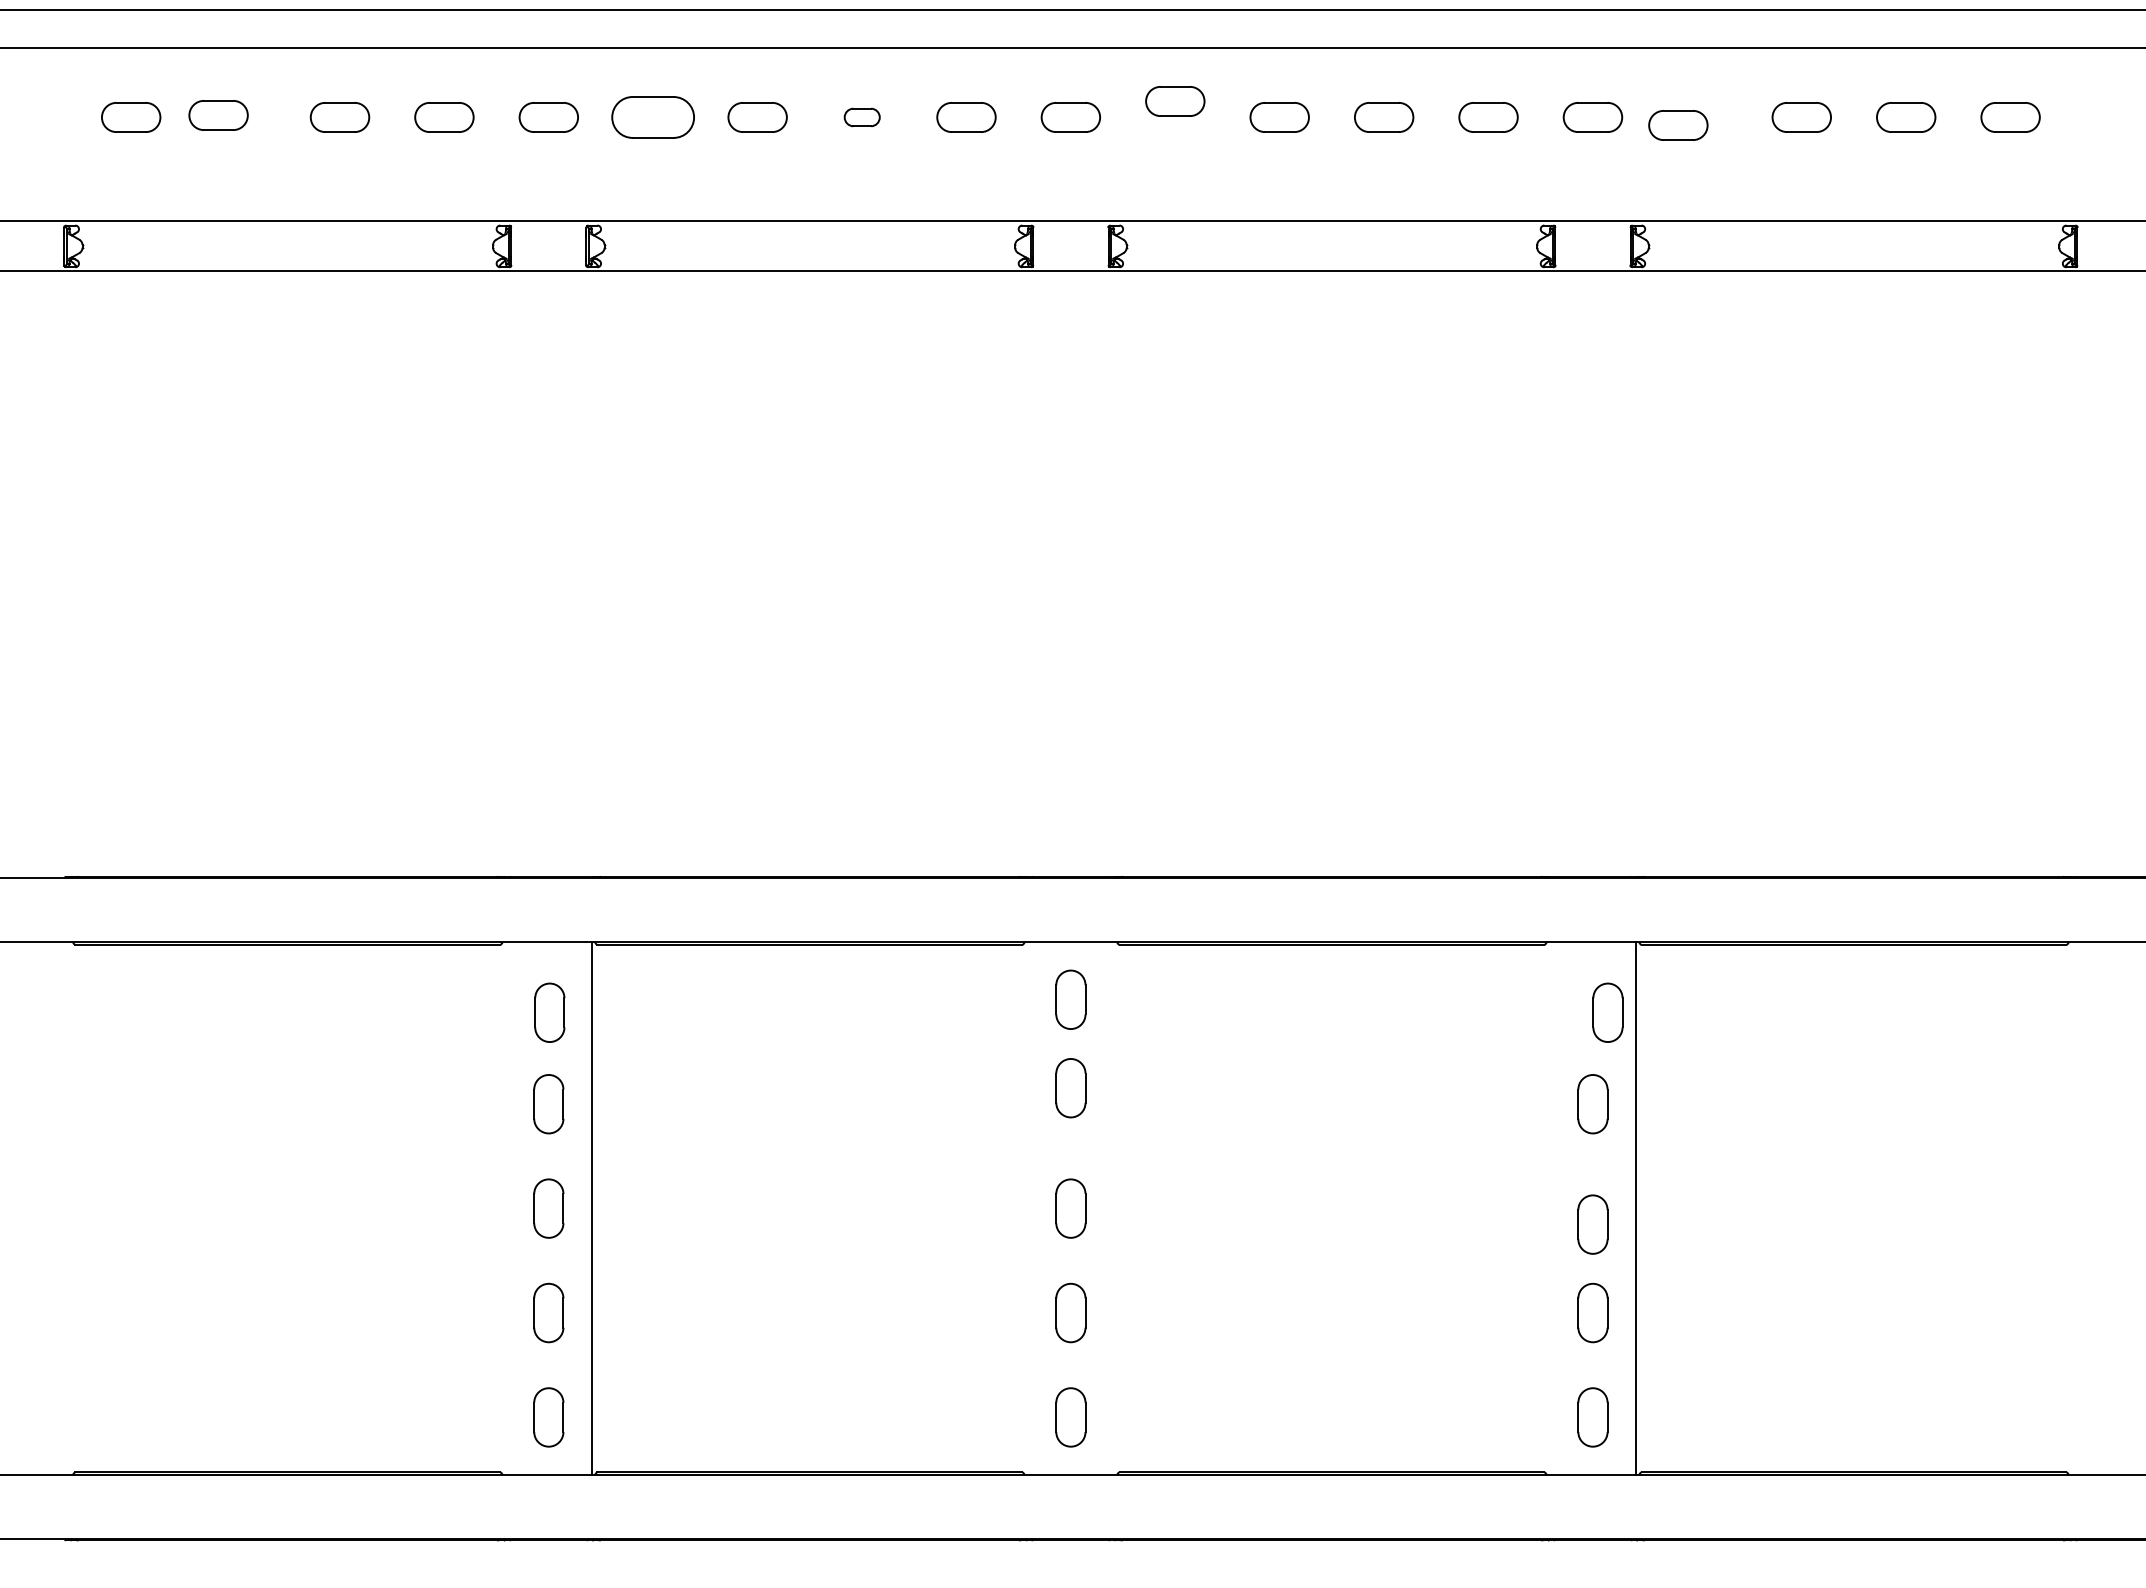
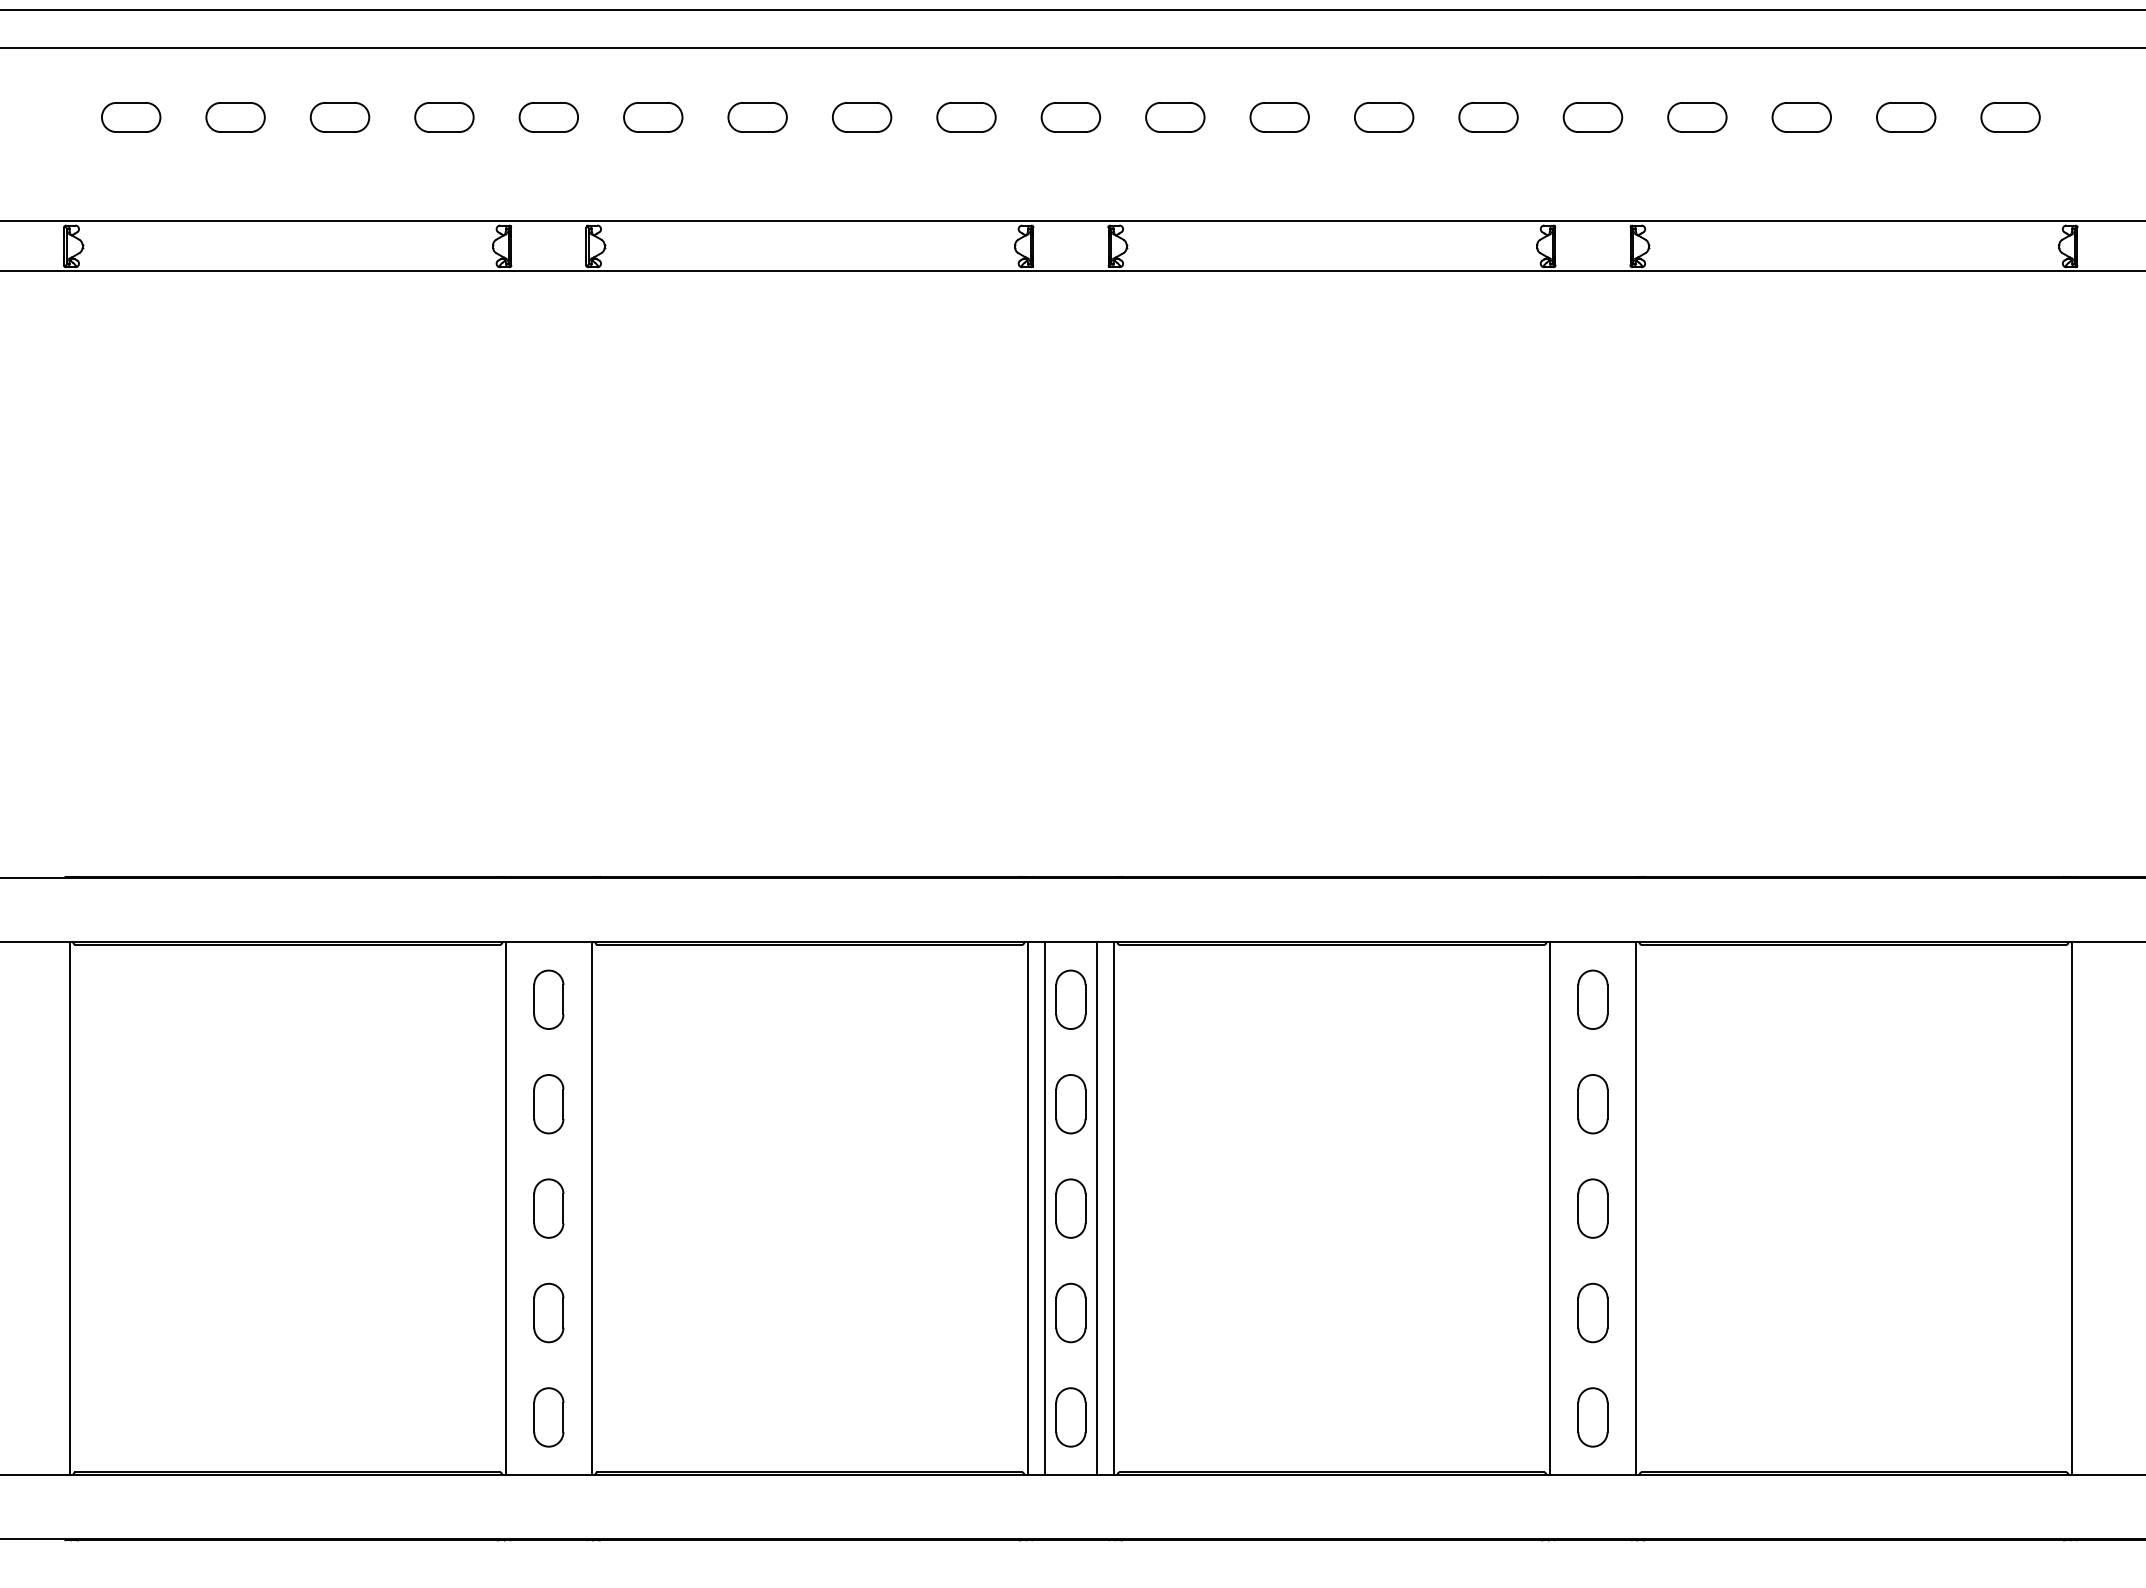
part position: (1175, 101) -> (1175, 117) (1175, 117)
part position: (218, 115) -> (235, 117) (235, 117)
part size: 84x43 px -> 61x31 px (653, 117)
part size: 38x21 px -> 61x31 px (862, 117)
part position: (1678, 125) -> (1697, 117) (1697, 117)
part position: (549, 1012) -> (548, 999) (548, 999)
part position: (1607, 1012) -> (1592, 999) (1592, 999)
part position: (1070, 1088) -> (1070, 1104) (1070, 1104)
line: none -> present (69, 1208)
line: none -> present (506, 1208)
line: none -> present (1028, 1208)
line: none -> present (1045, 1208)
line: none -> present (1096, 1208)
line: none -> present (1113, 1208)
line: none -> present (1550, 1208)
line: none -> present (2072, 1208)
part position: (1592, 1224) -> (1592, 1208) (1592, 1208)
